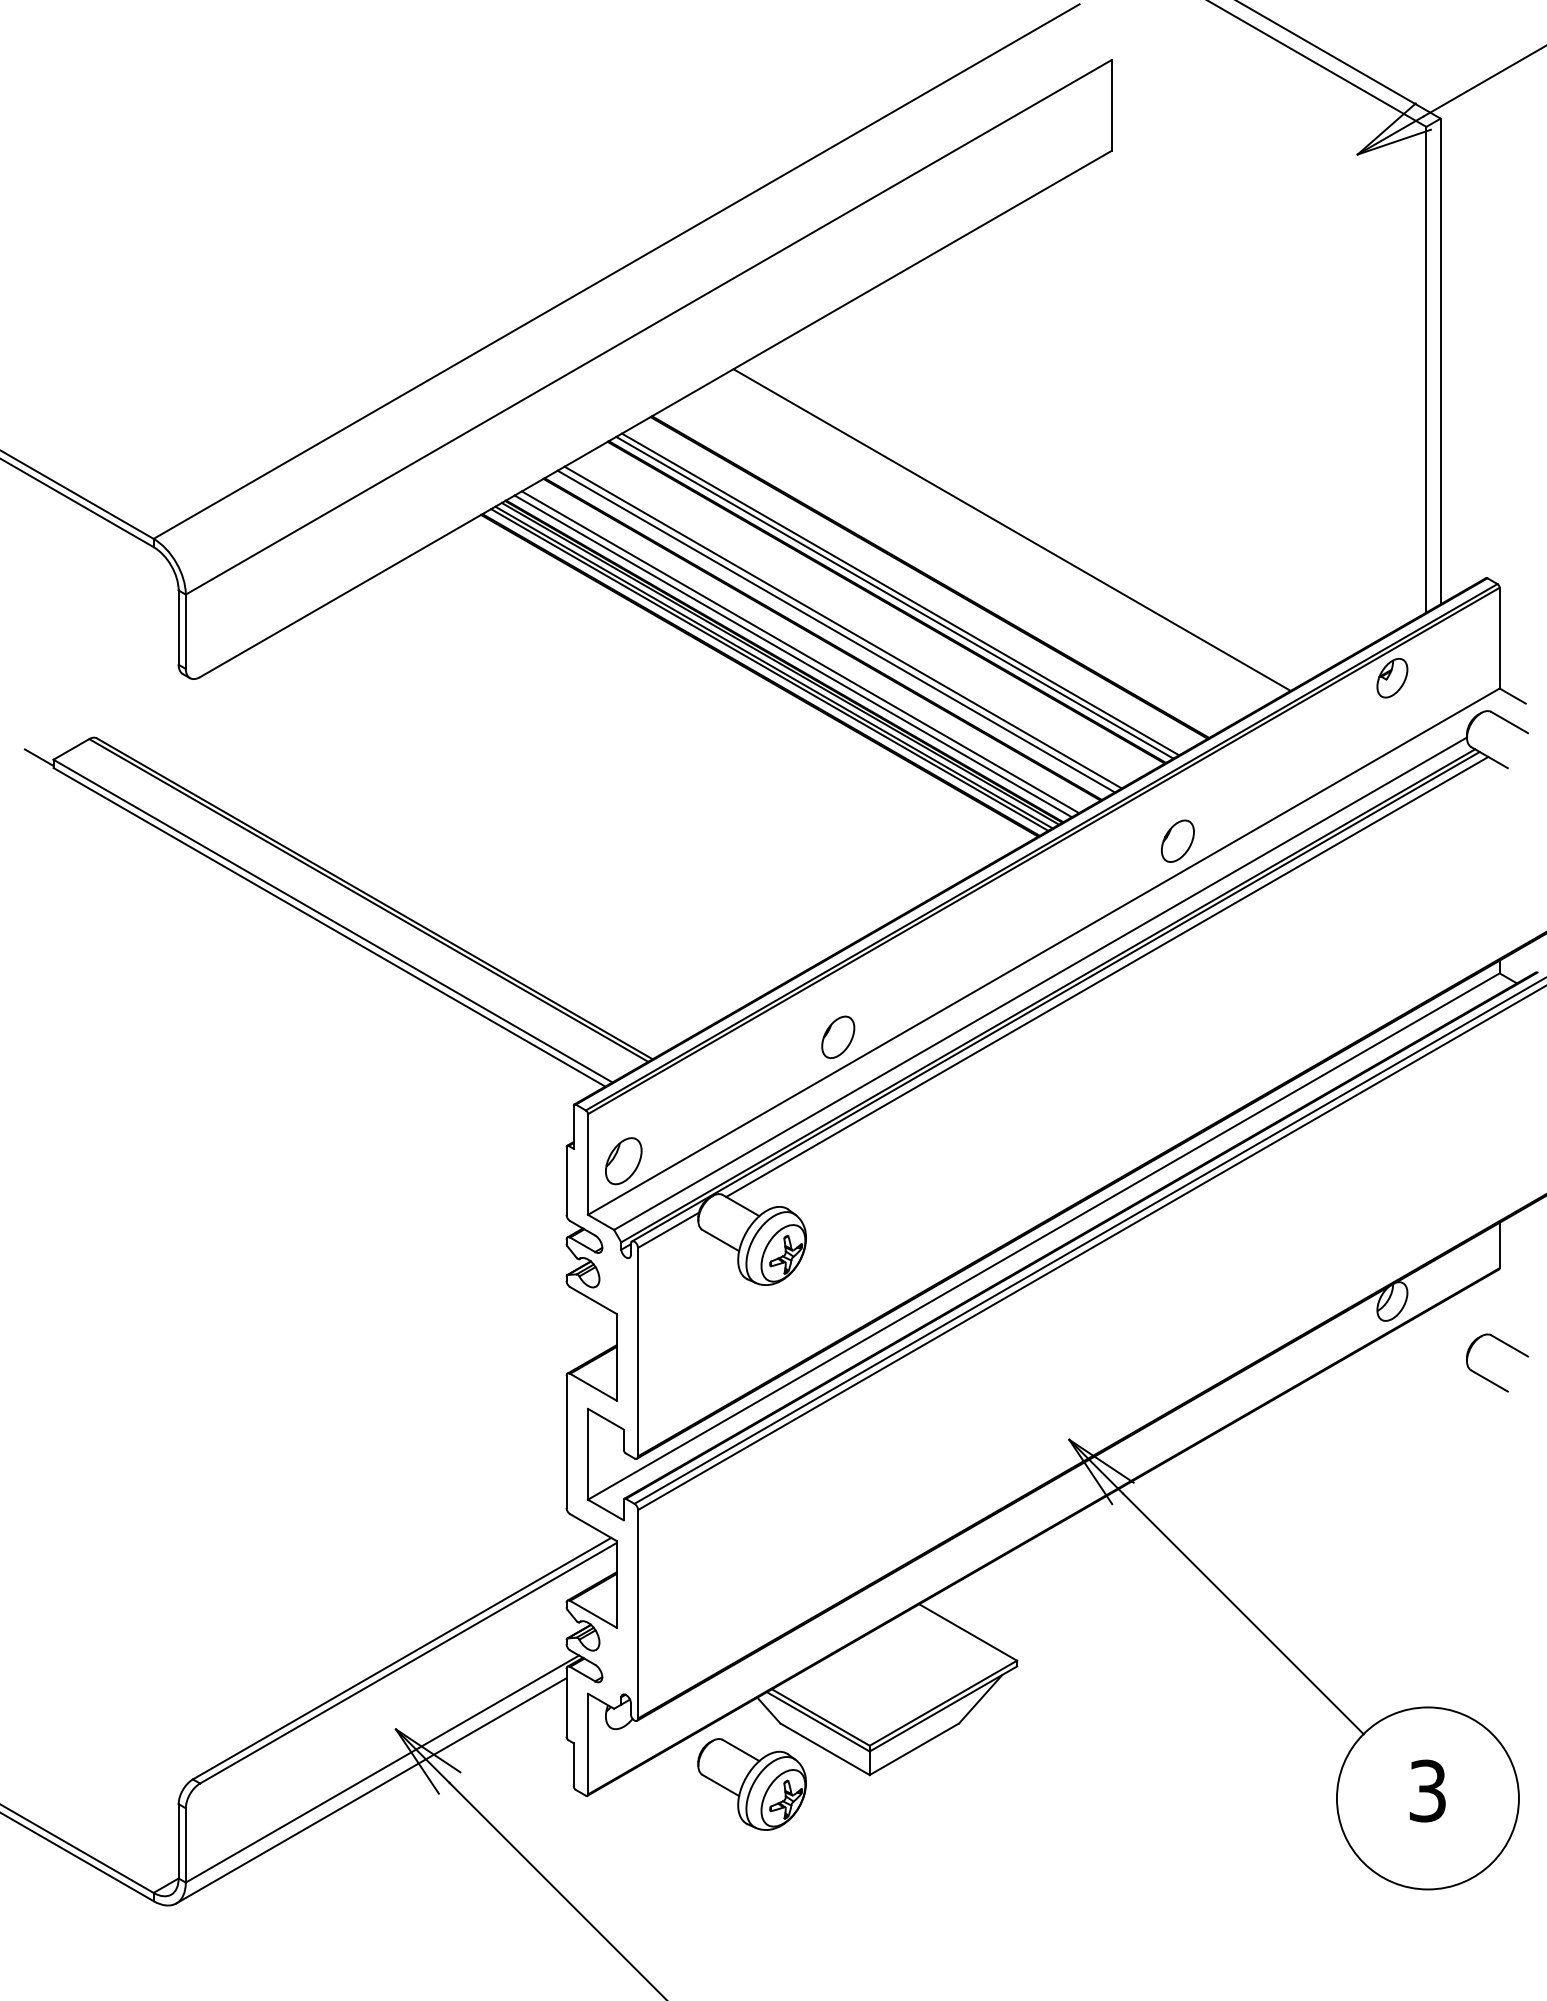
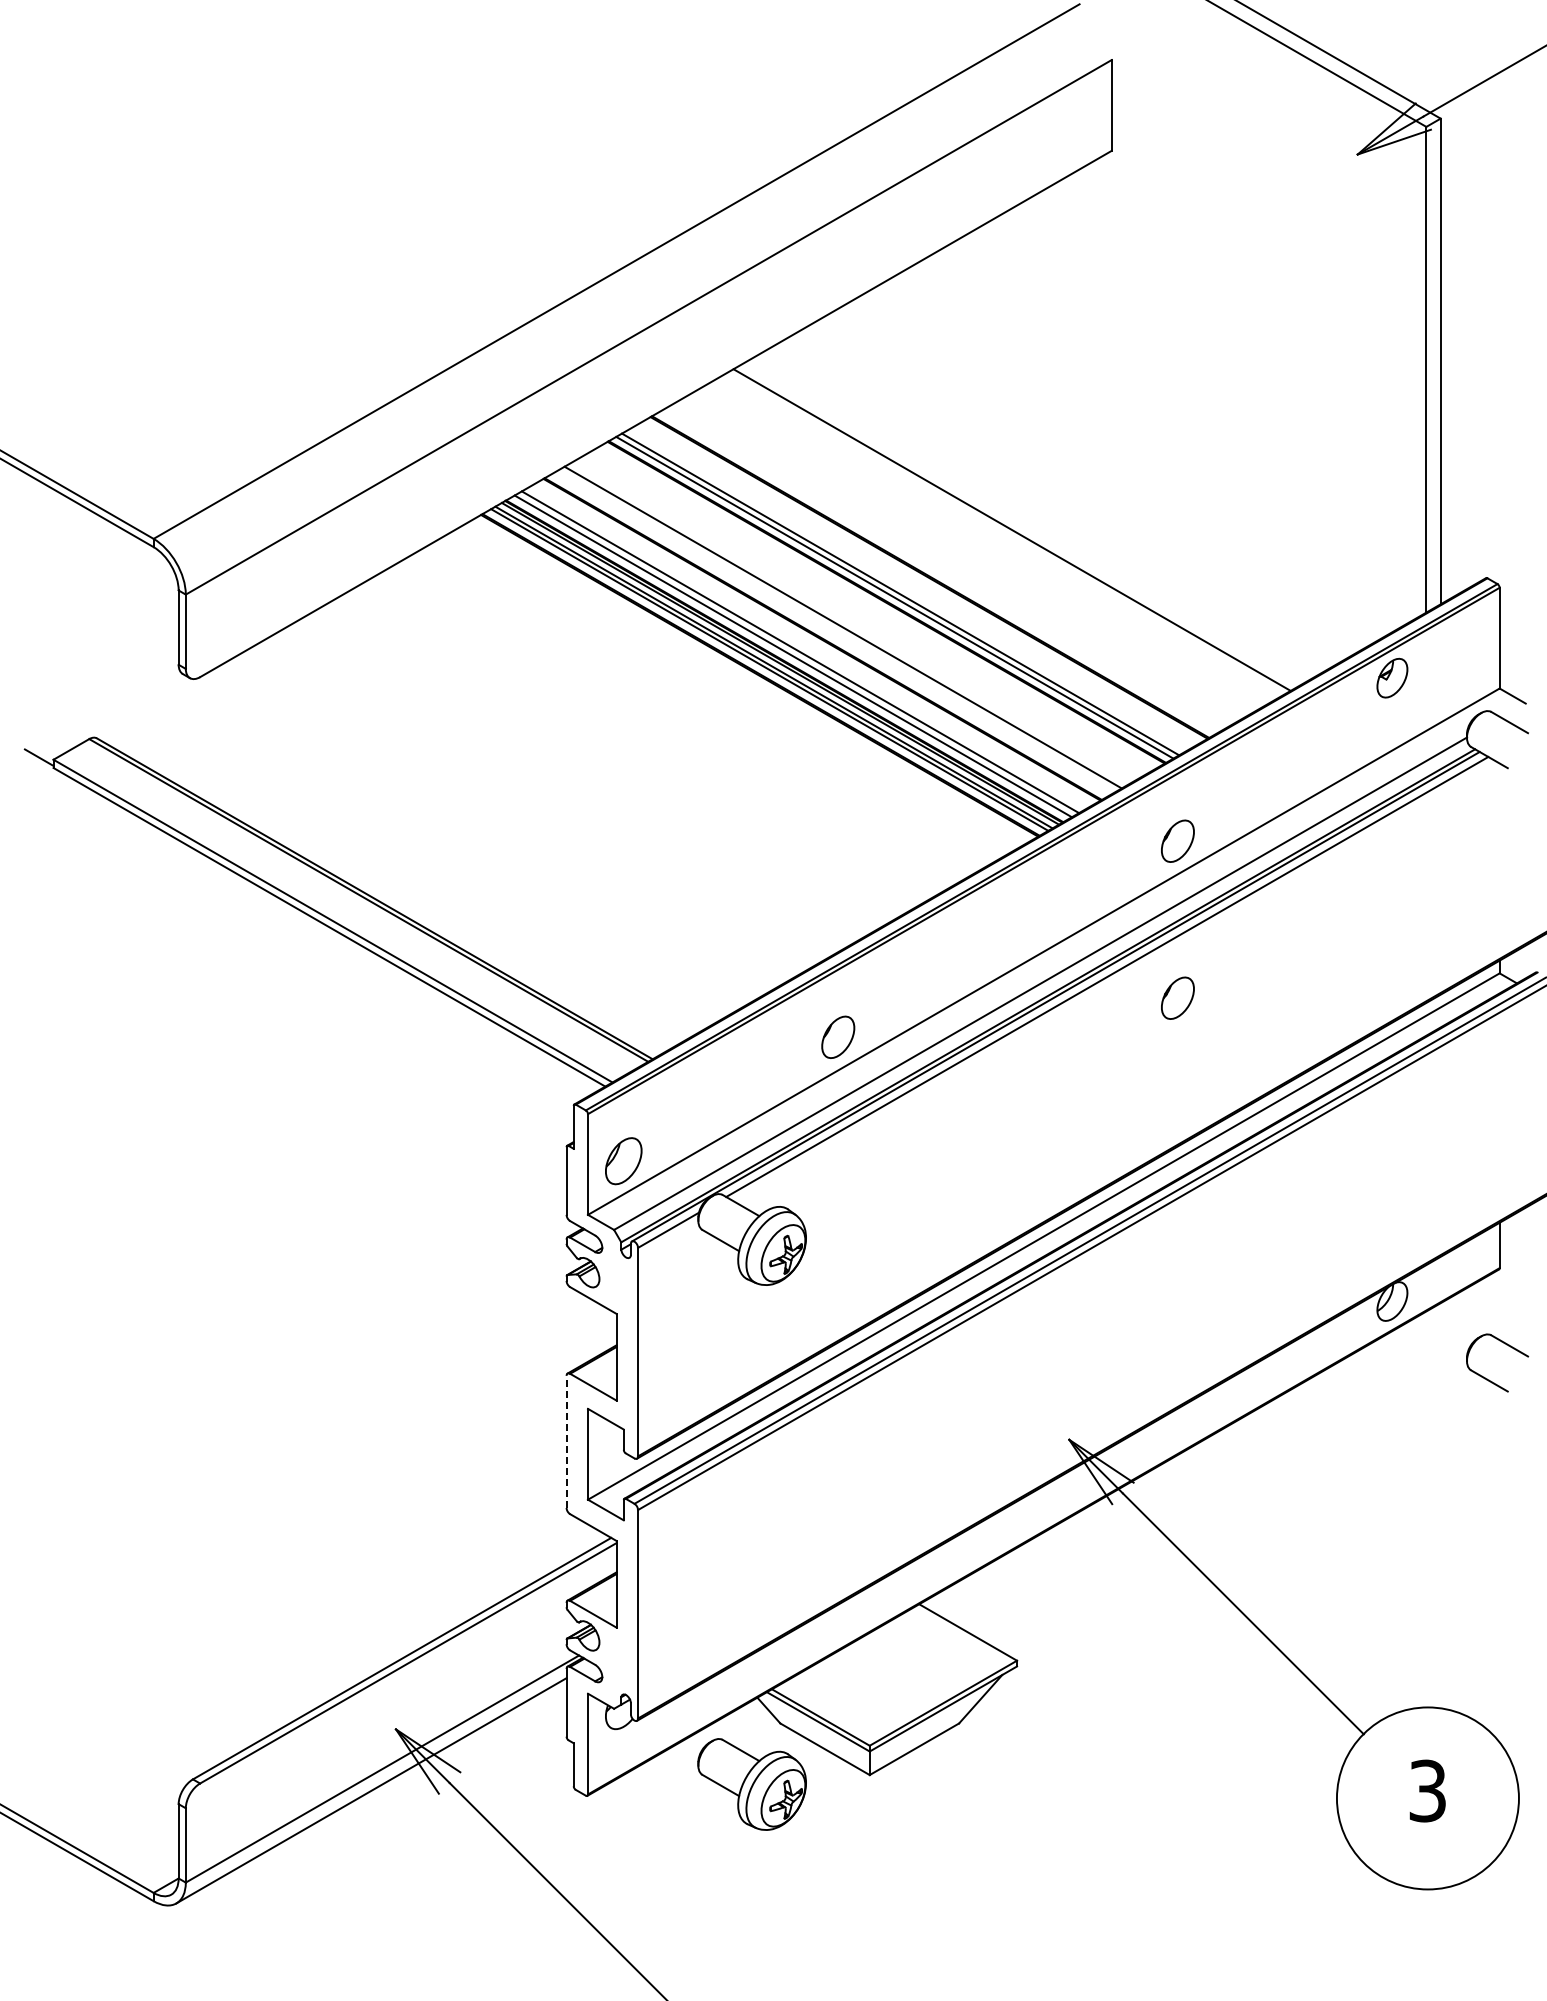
line: present -> none (835, 631)
part: none -> present (1177, 997)
line: solid -> dashed (566, 1441)
